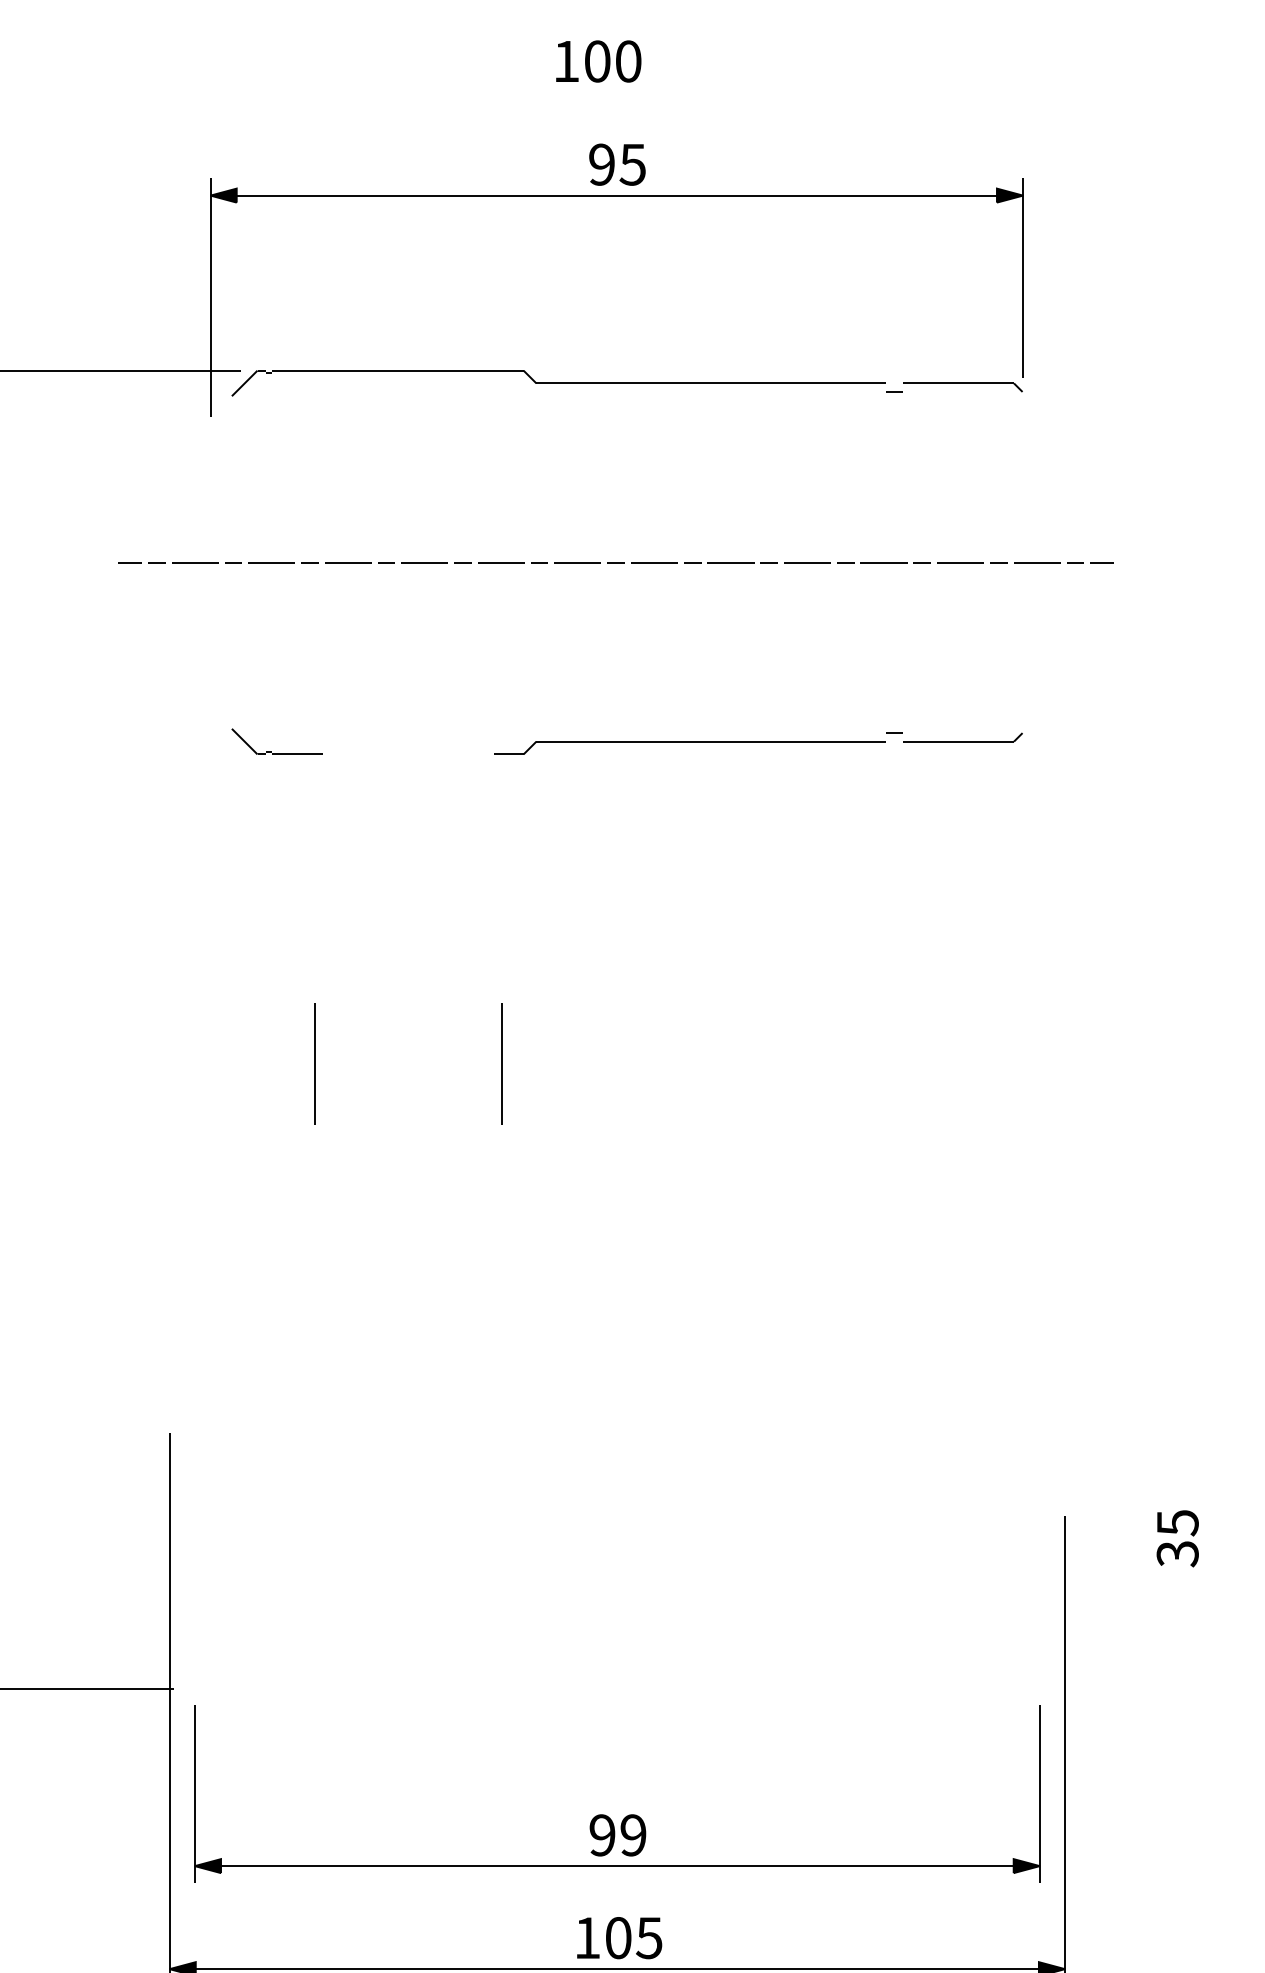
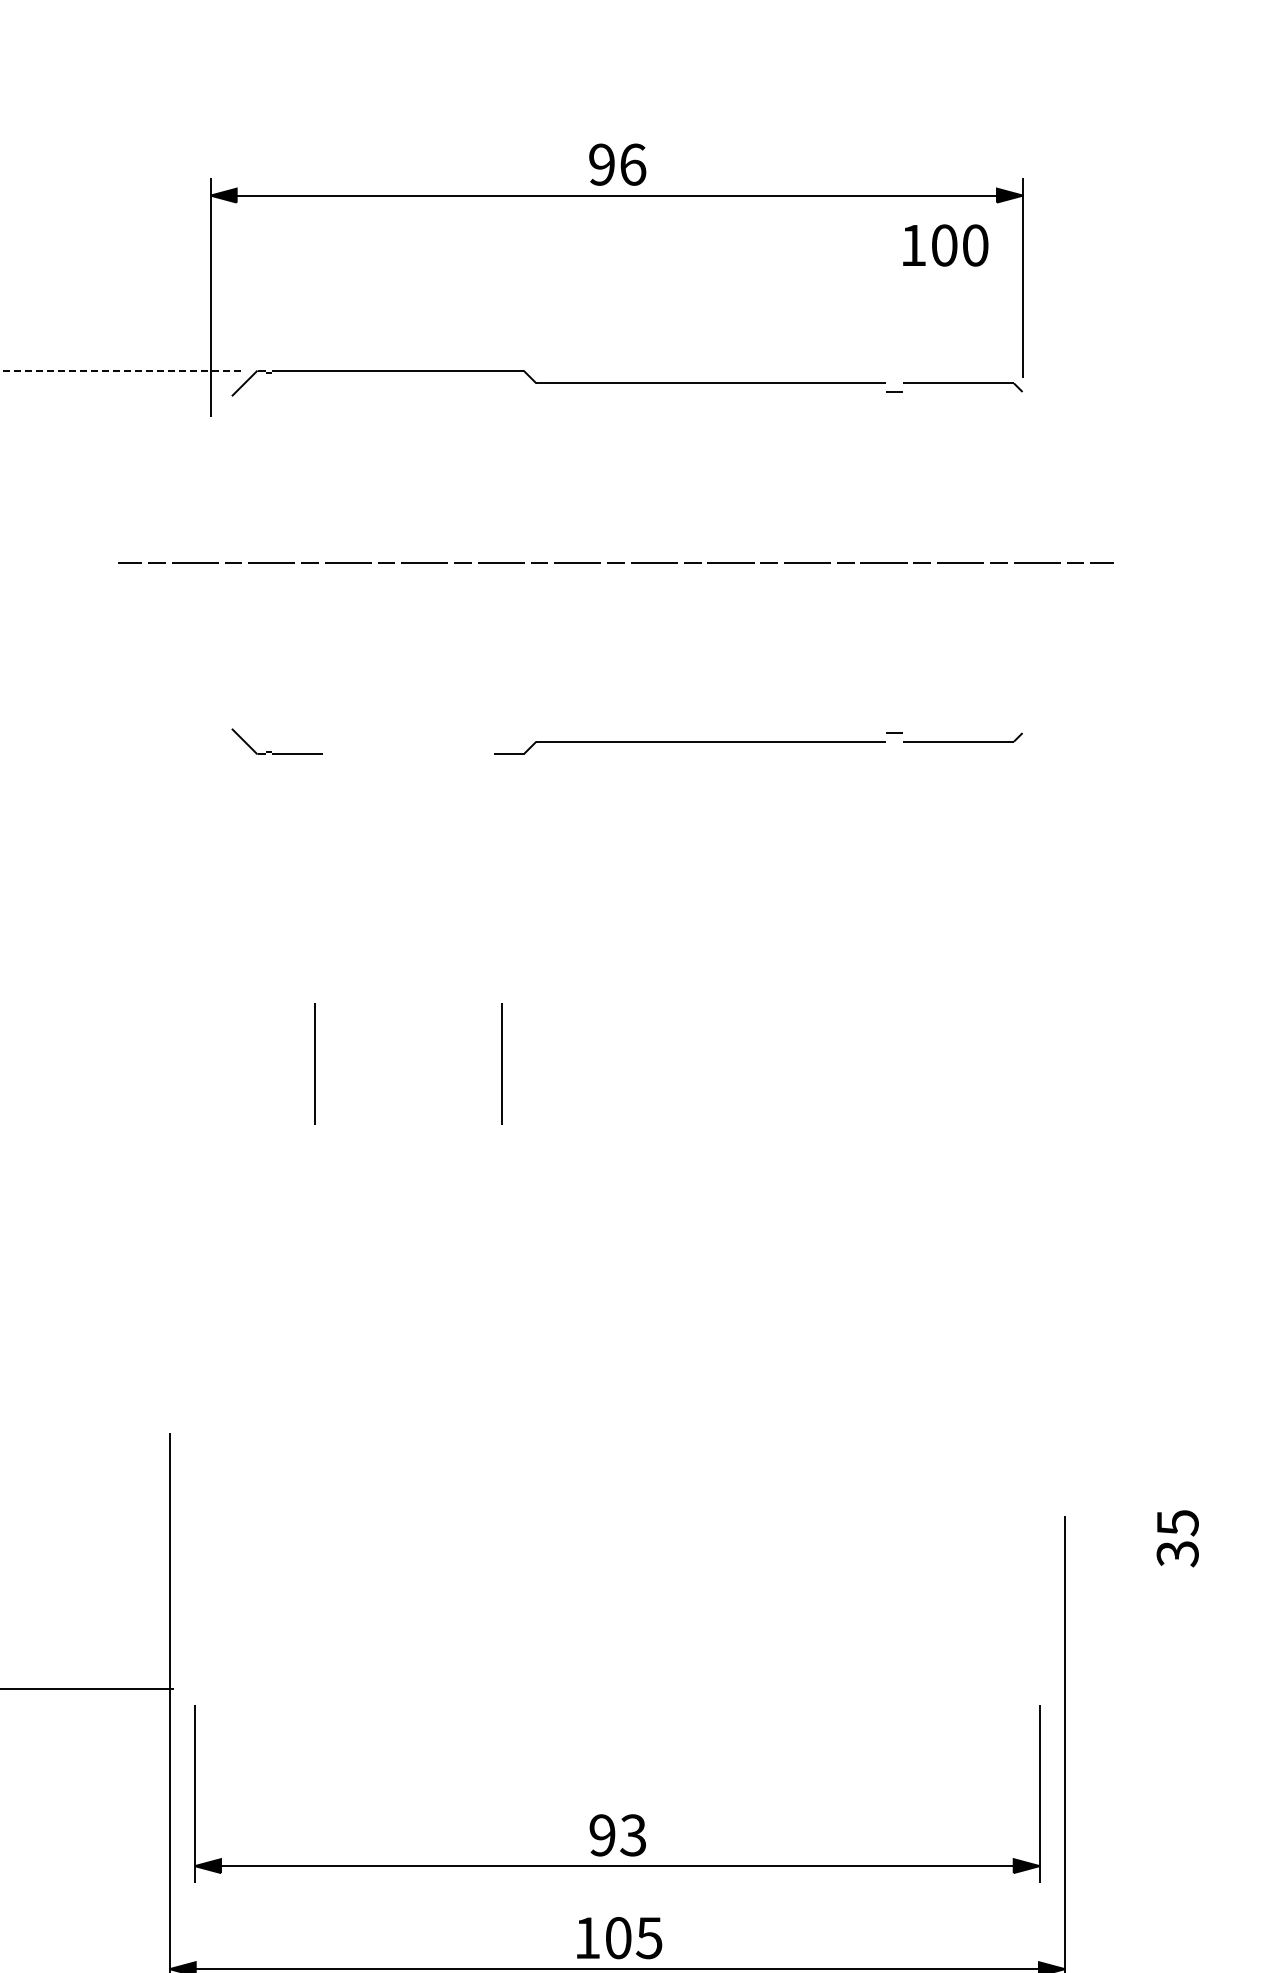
text position: (598, 61) -> (945, 245) (945, 245)
text: 95 -> 96 (632, 164)
line: solid -> dashed (119, 370)
text: 99 -> 93 (633, 1835)
